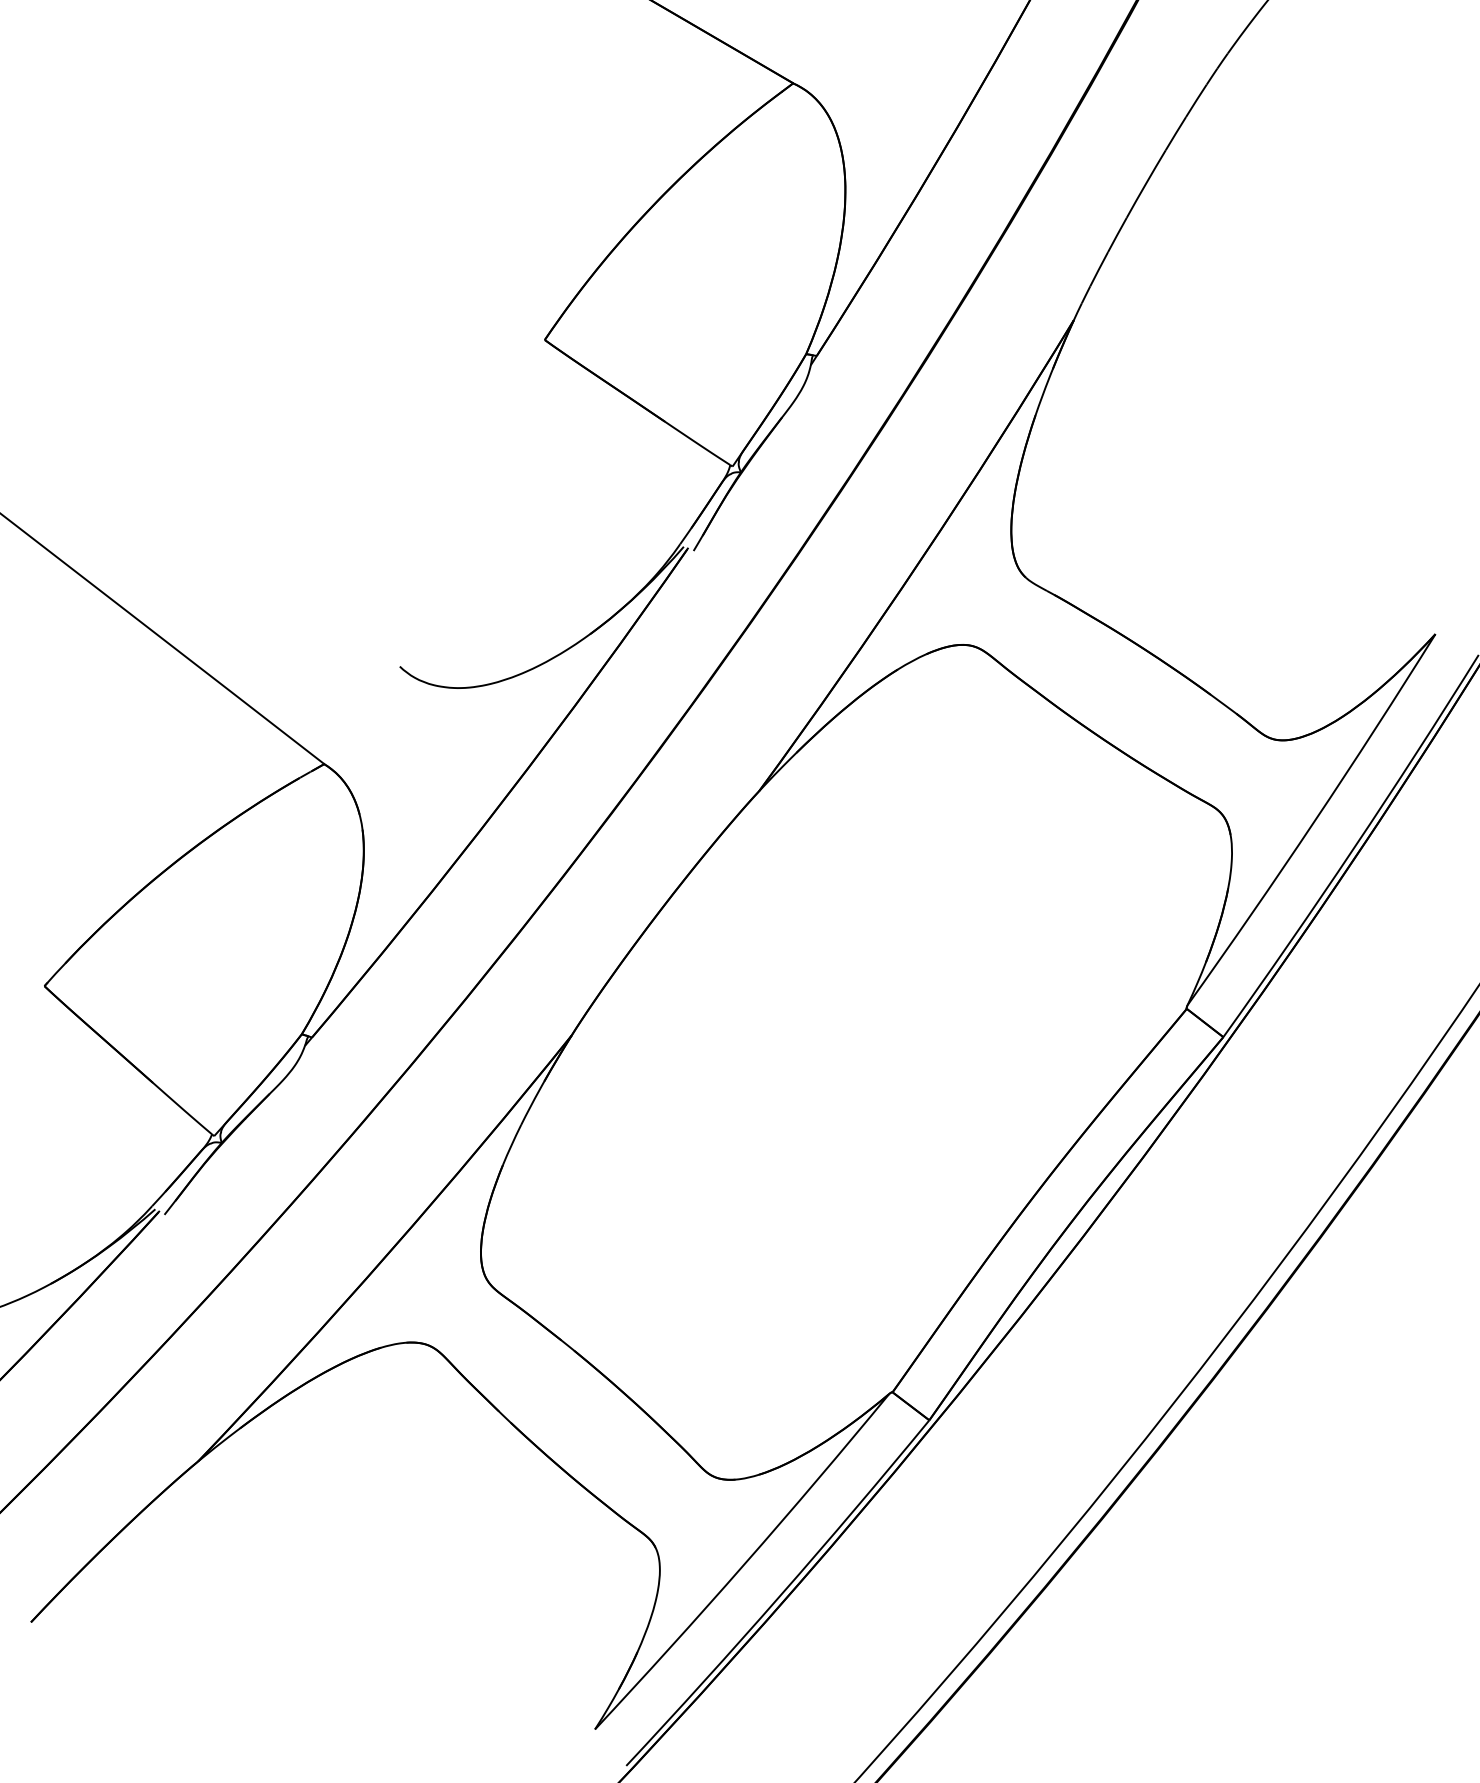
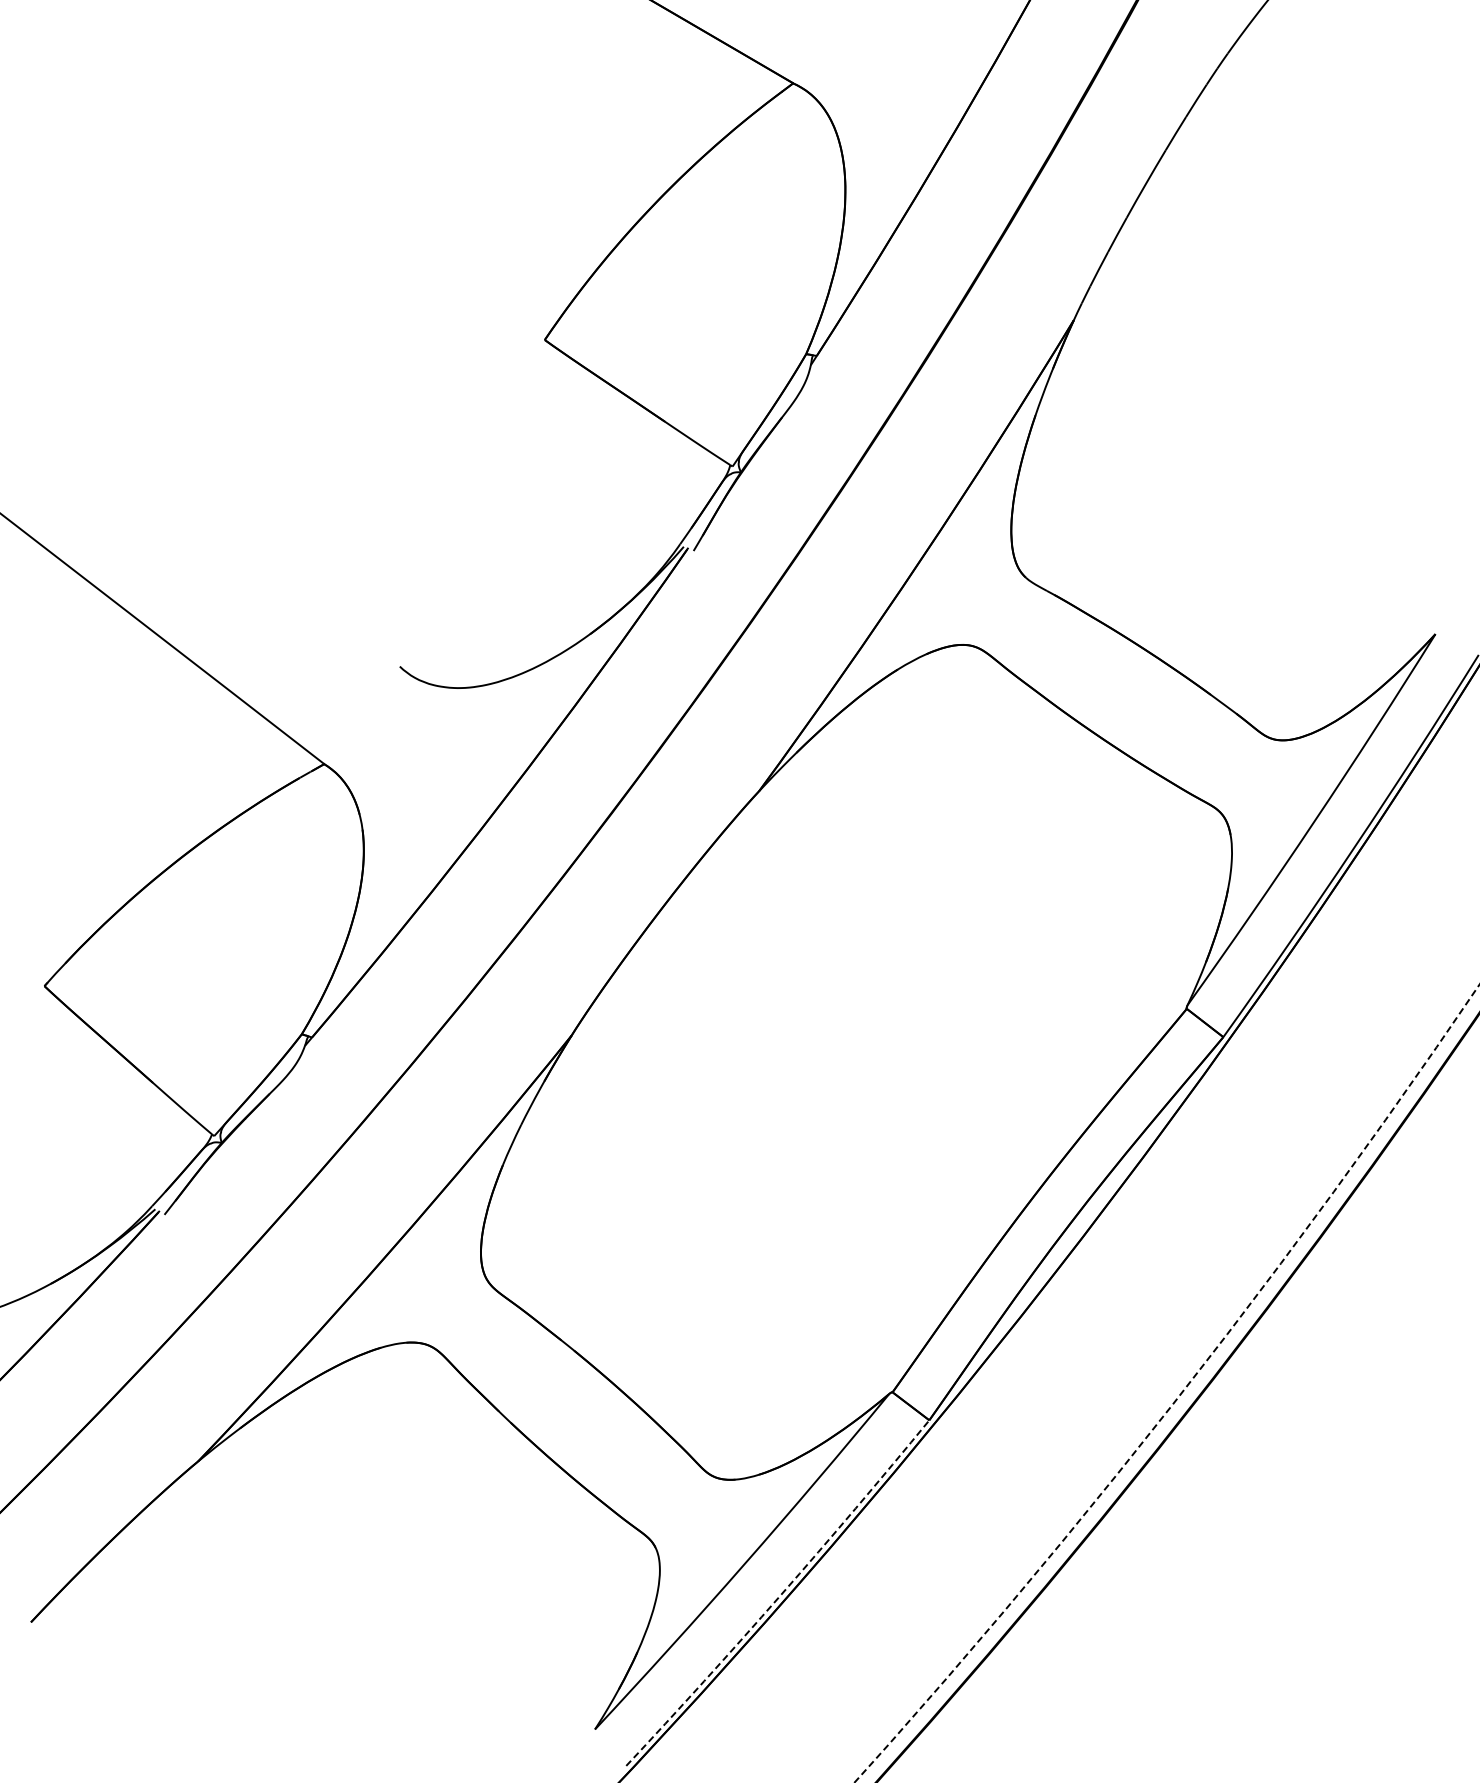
arc: solid -> dashed (1181, 1393)
arc: solid -> dashed (780, 1595)
